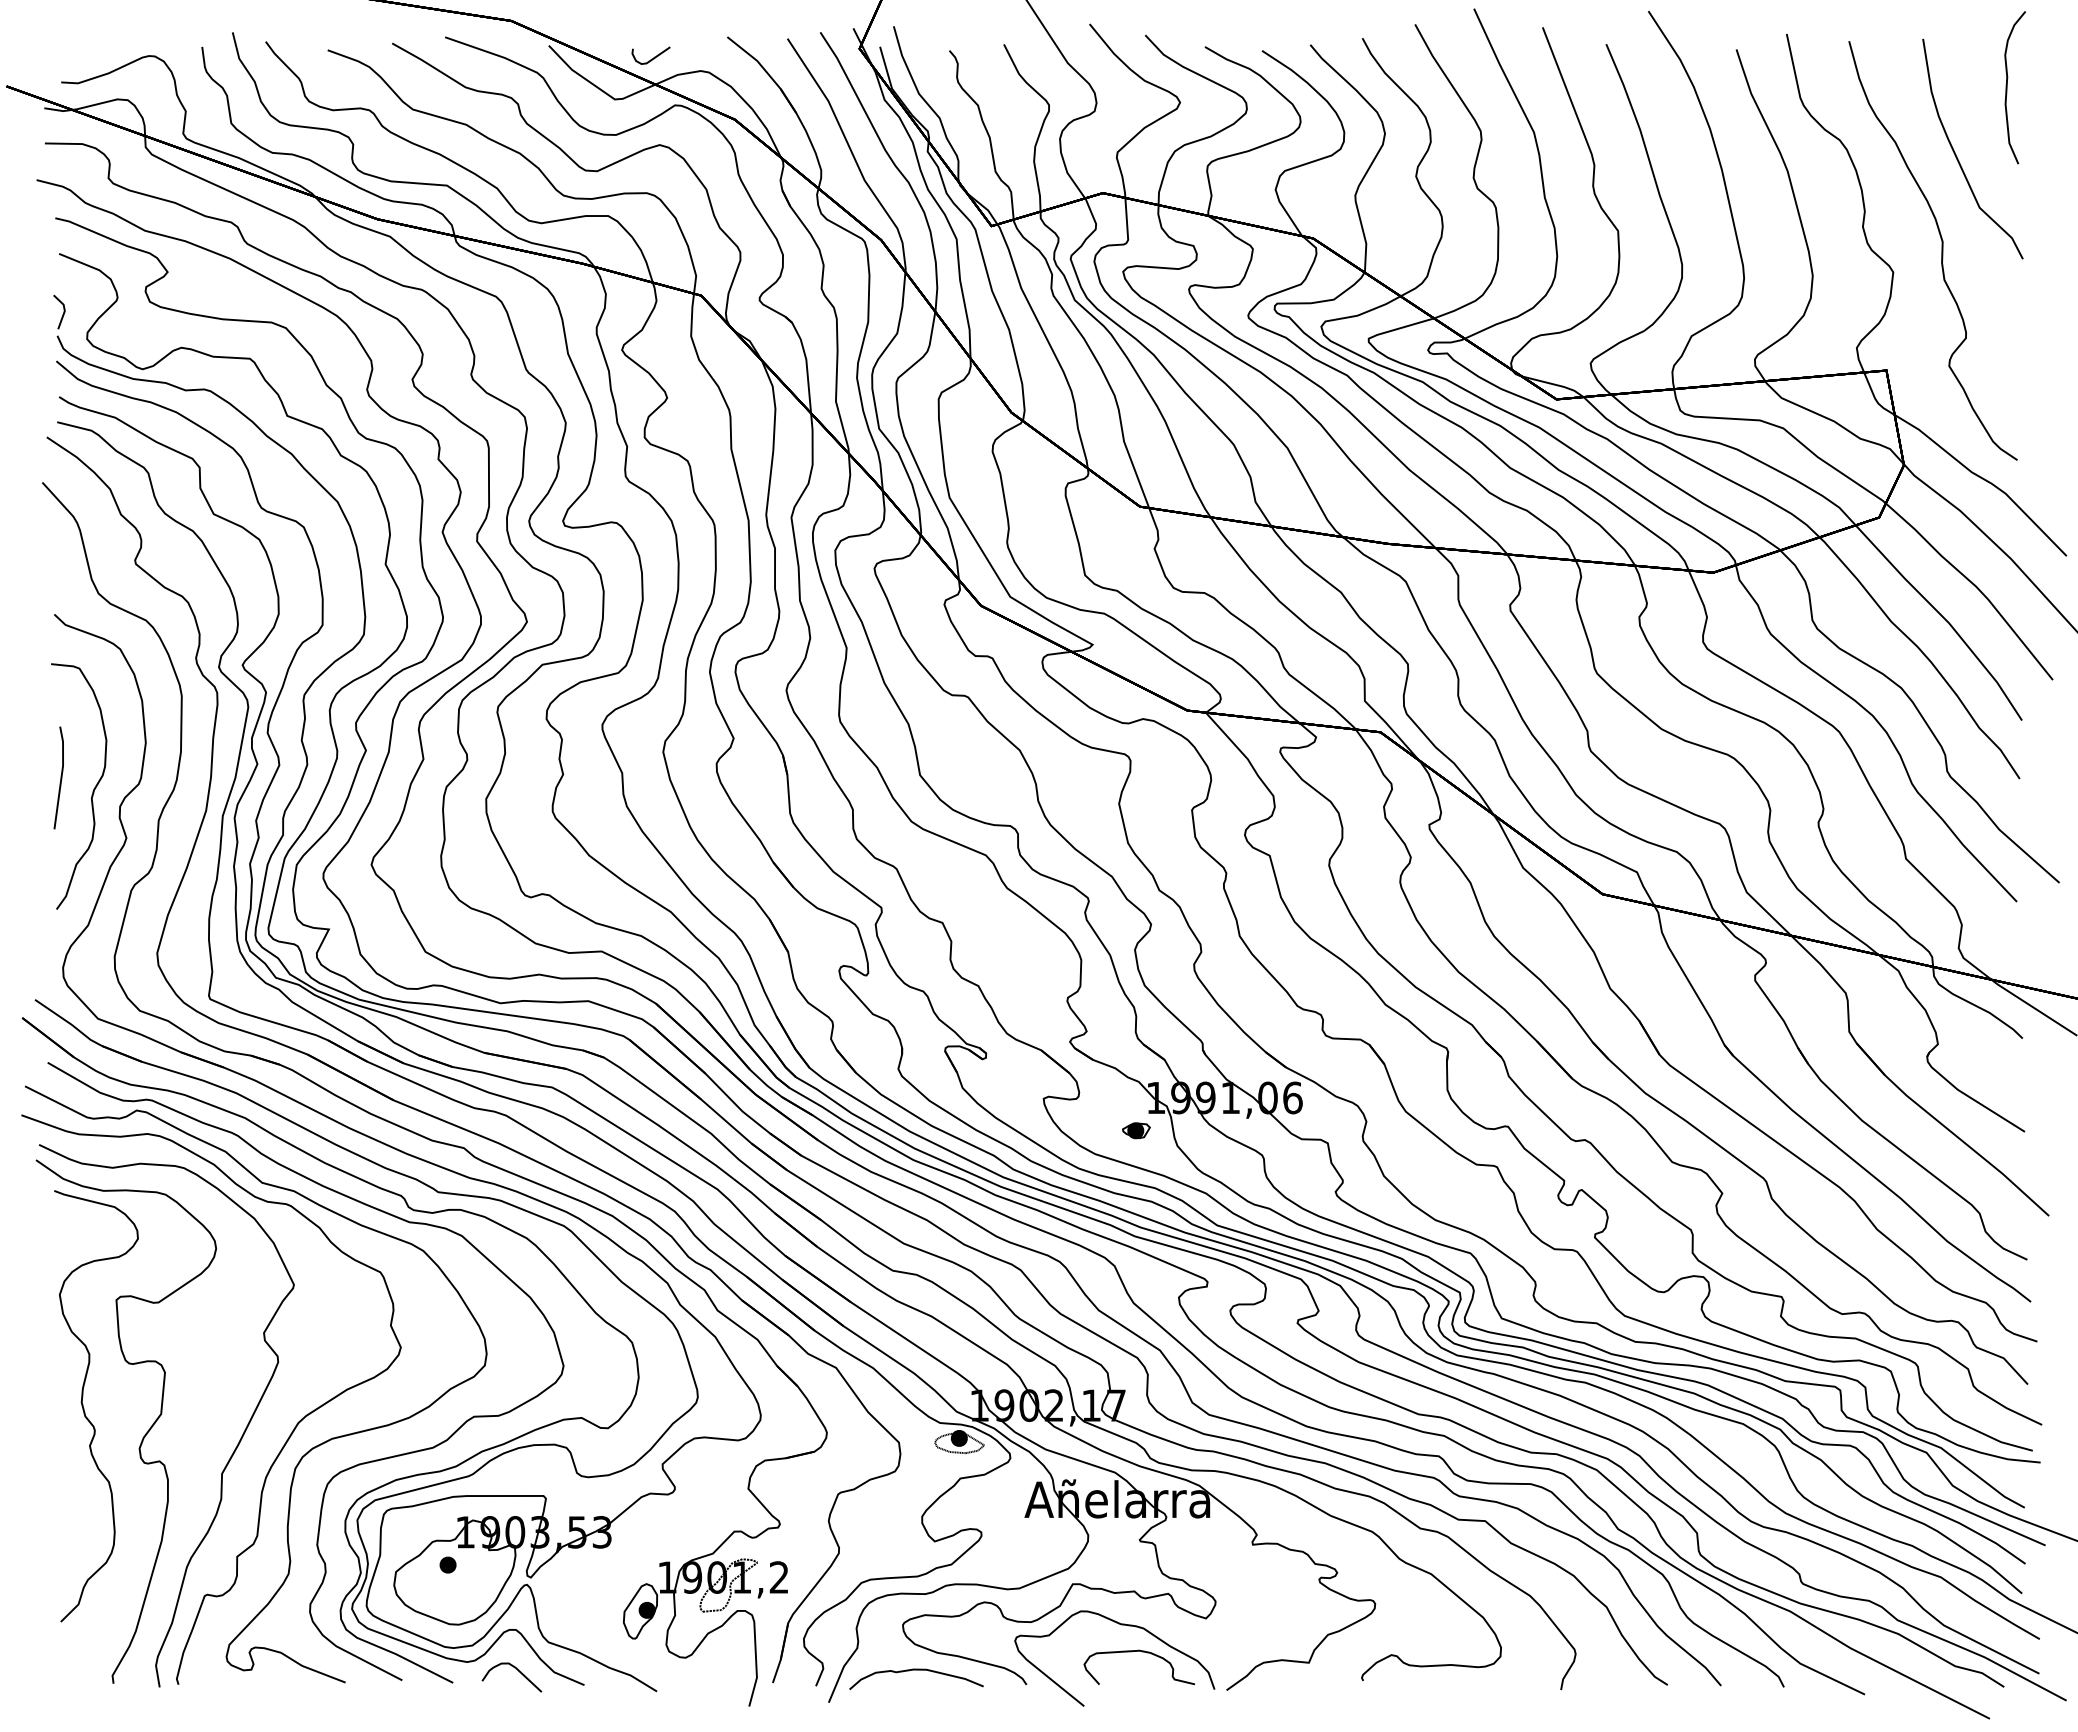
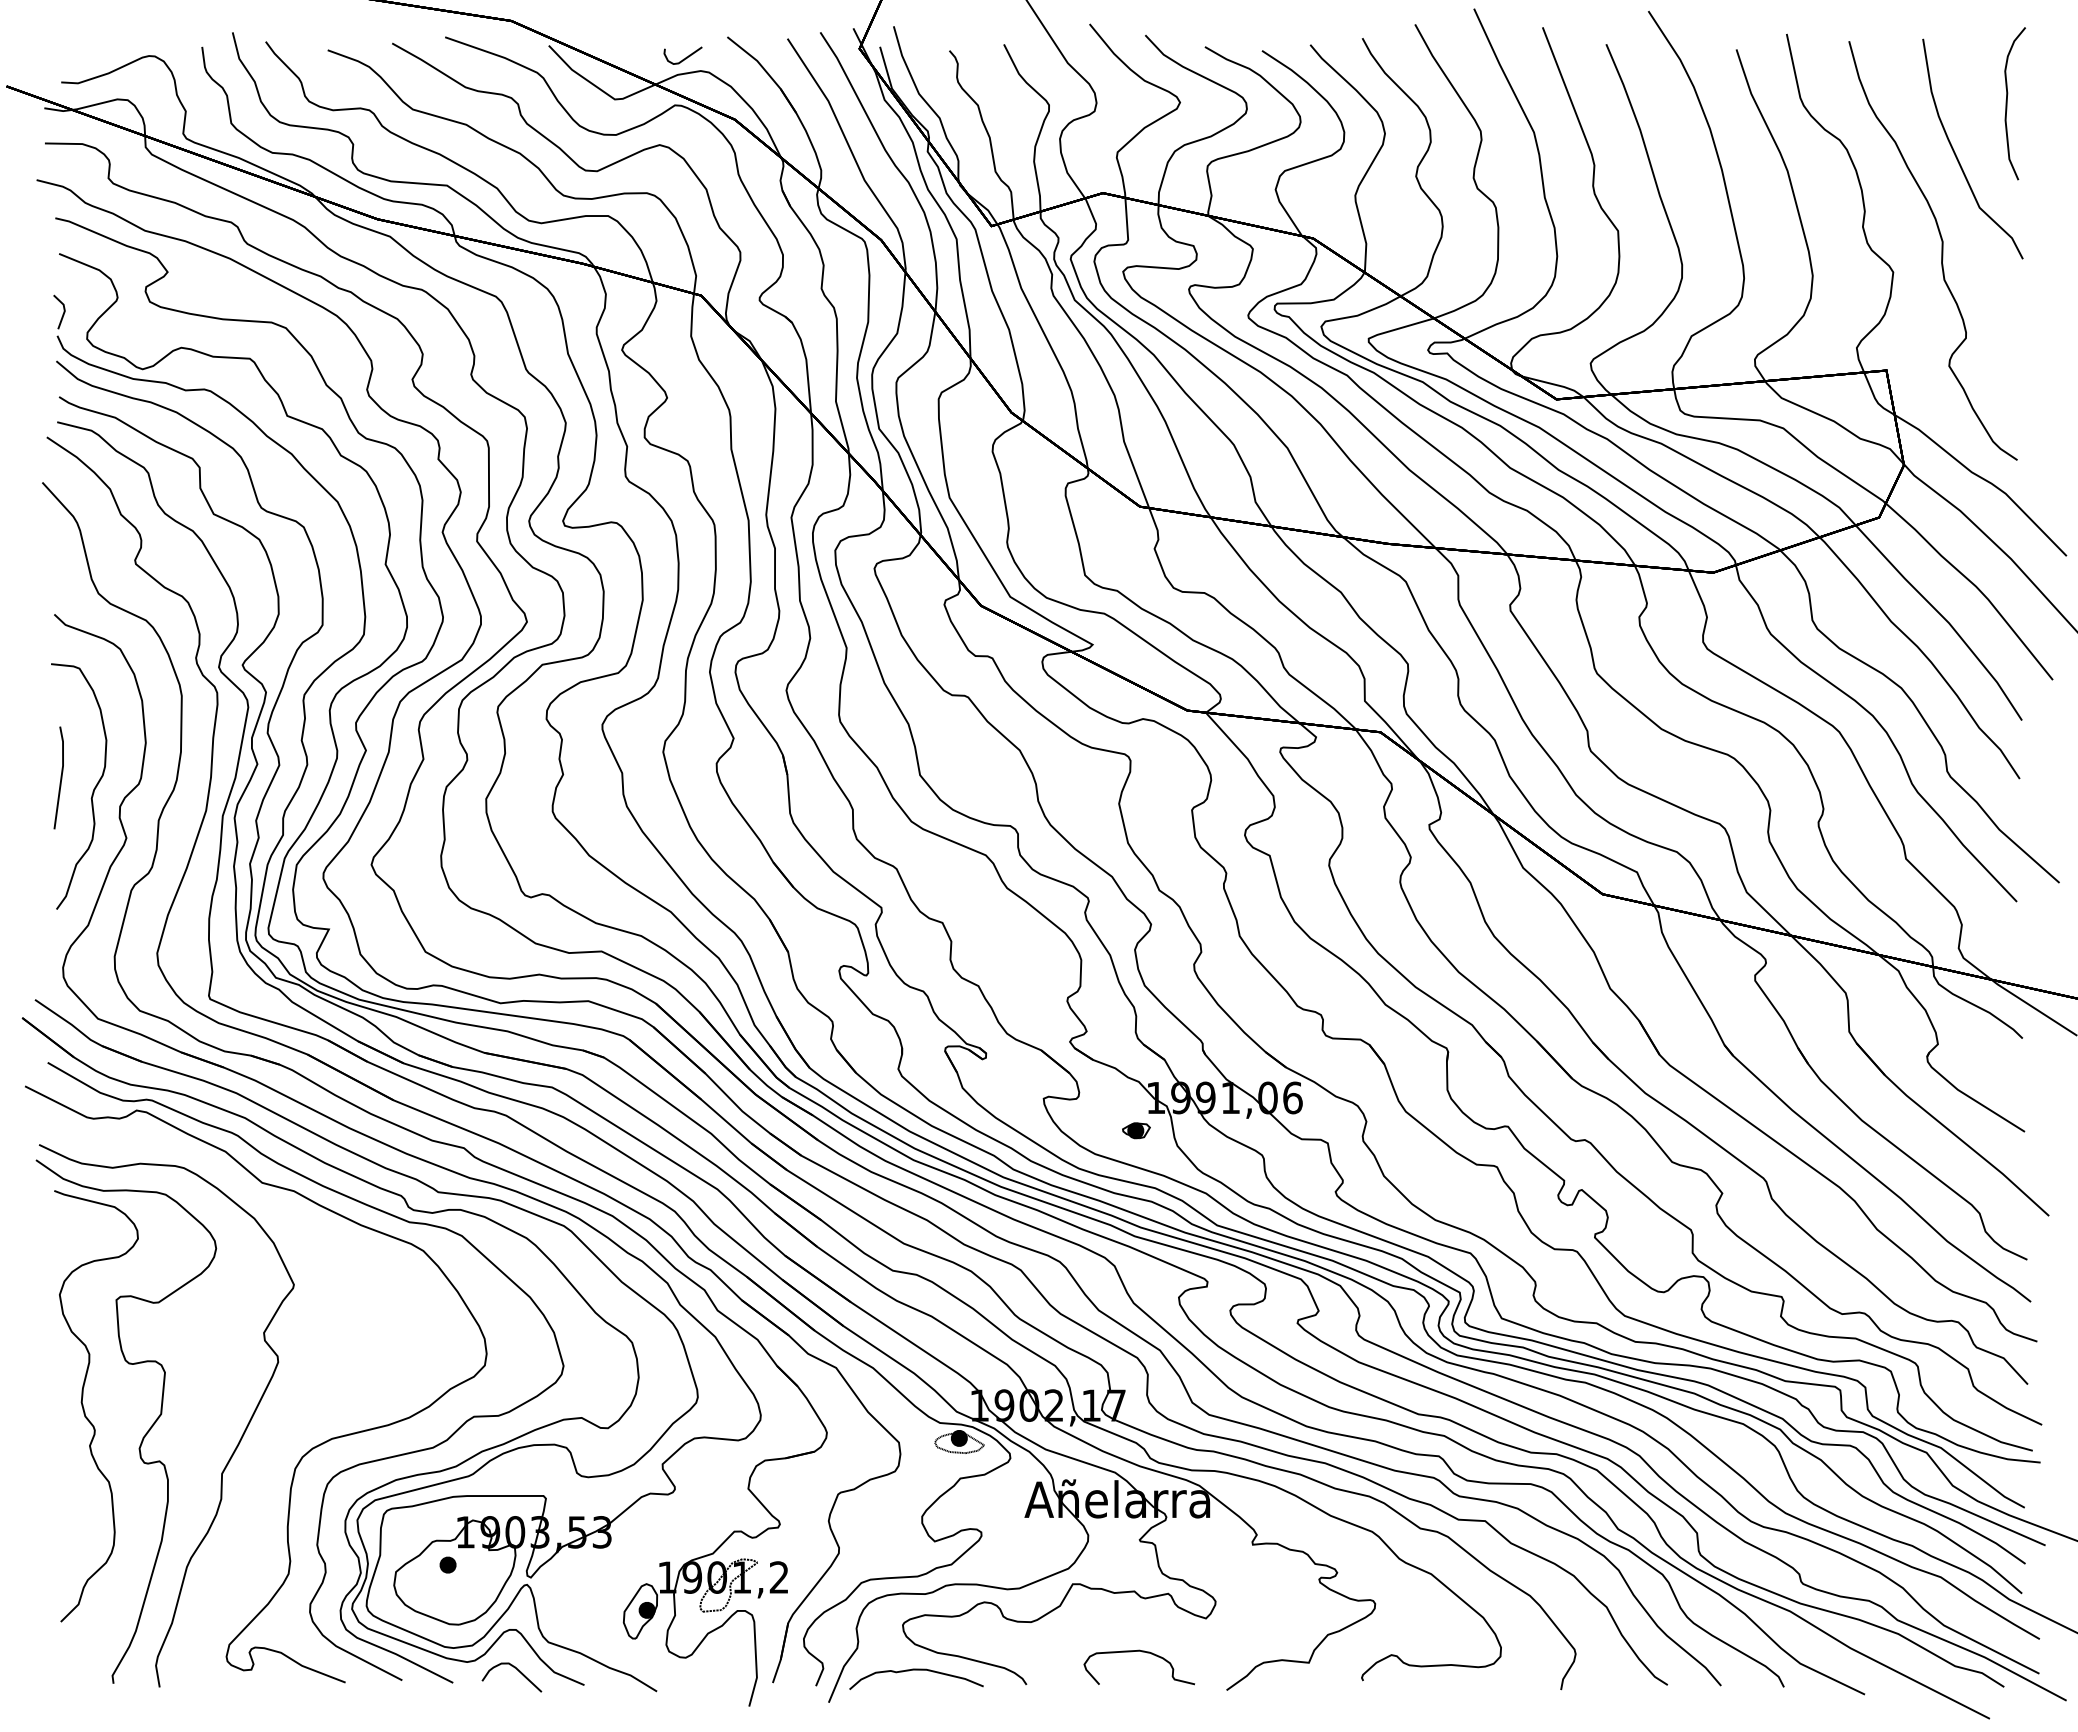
curve position: (651, 58) -> (683, 58) (683, 58)
curve position: (2007, 87) -> (2007, 103) (2007, 103)
part: present -> none (285, 1441)
curve: present -> none (1121, 1625)
